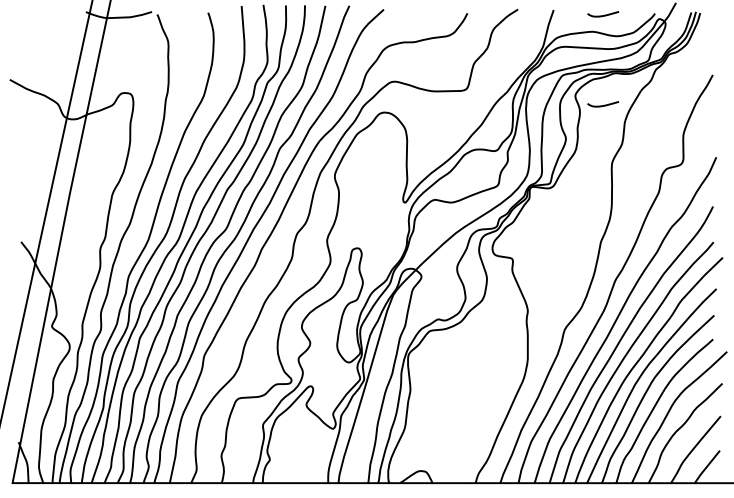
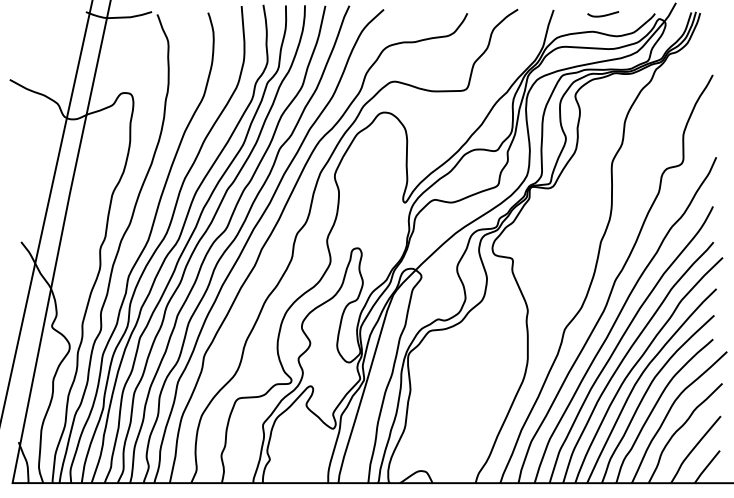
curve: present -> none (604, 104)
